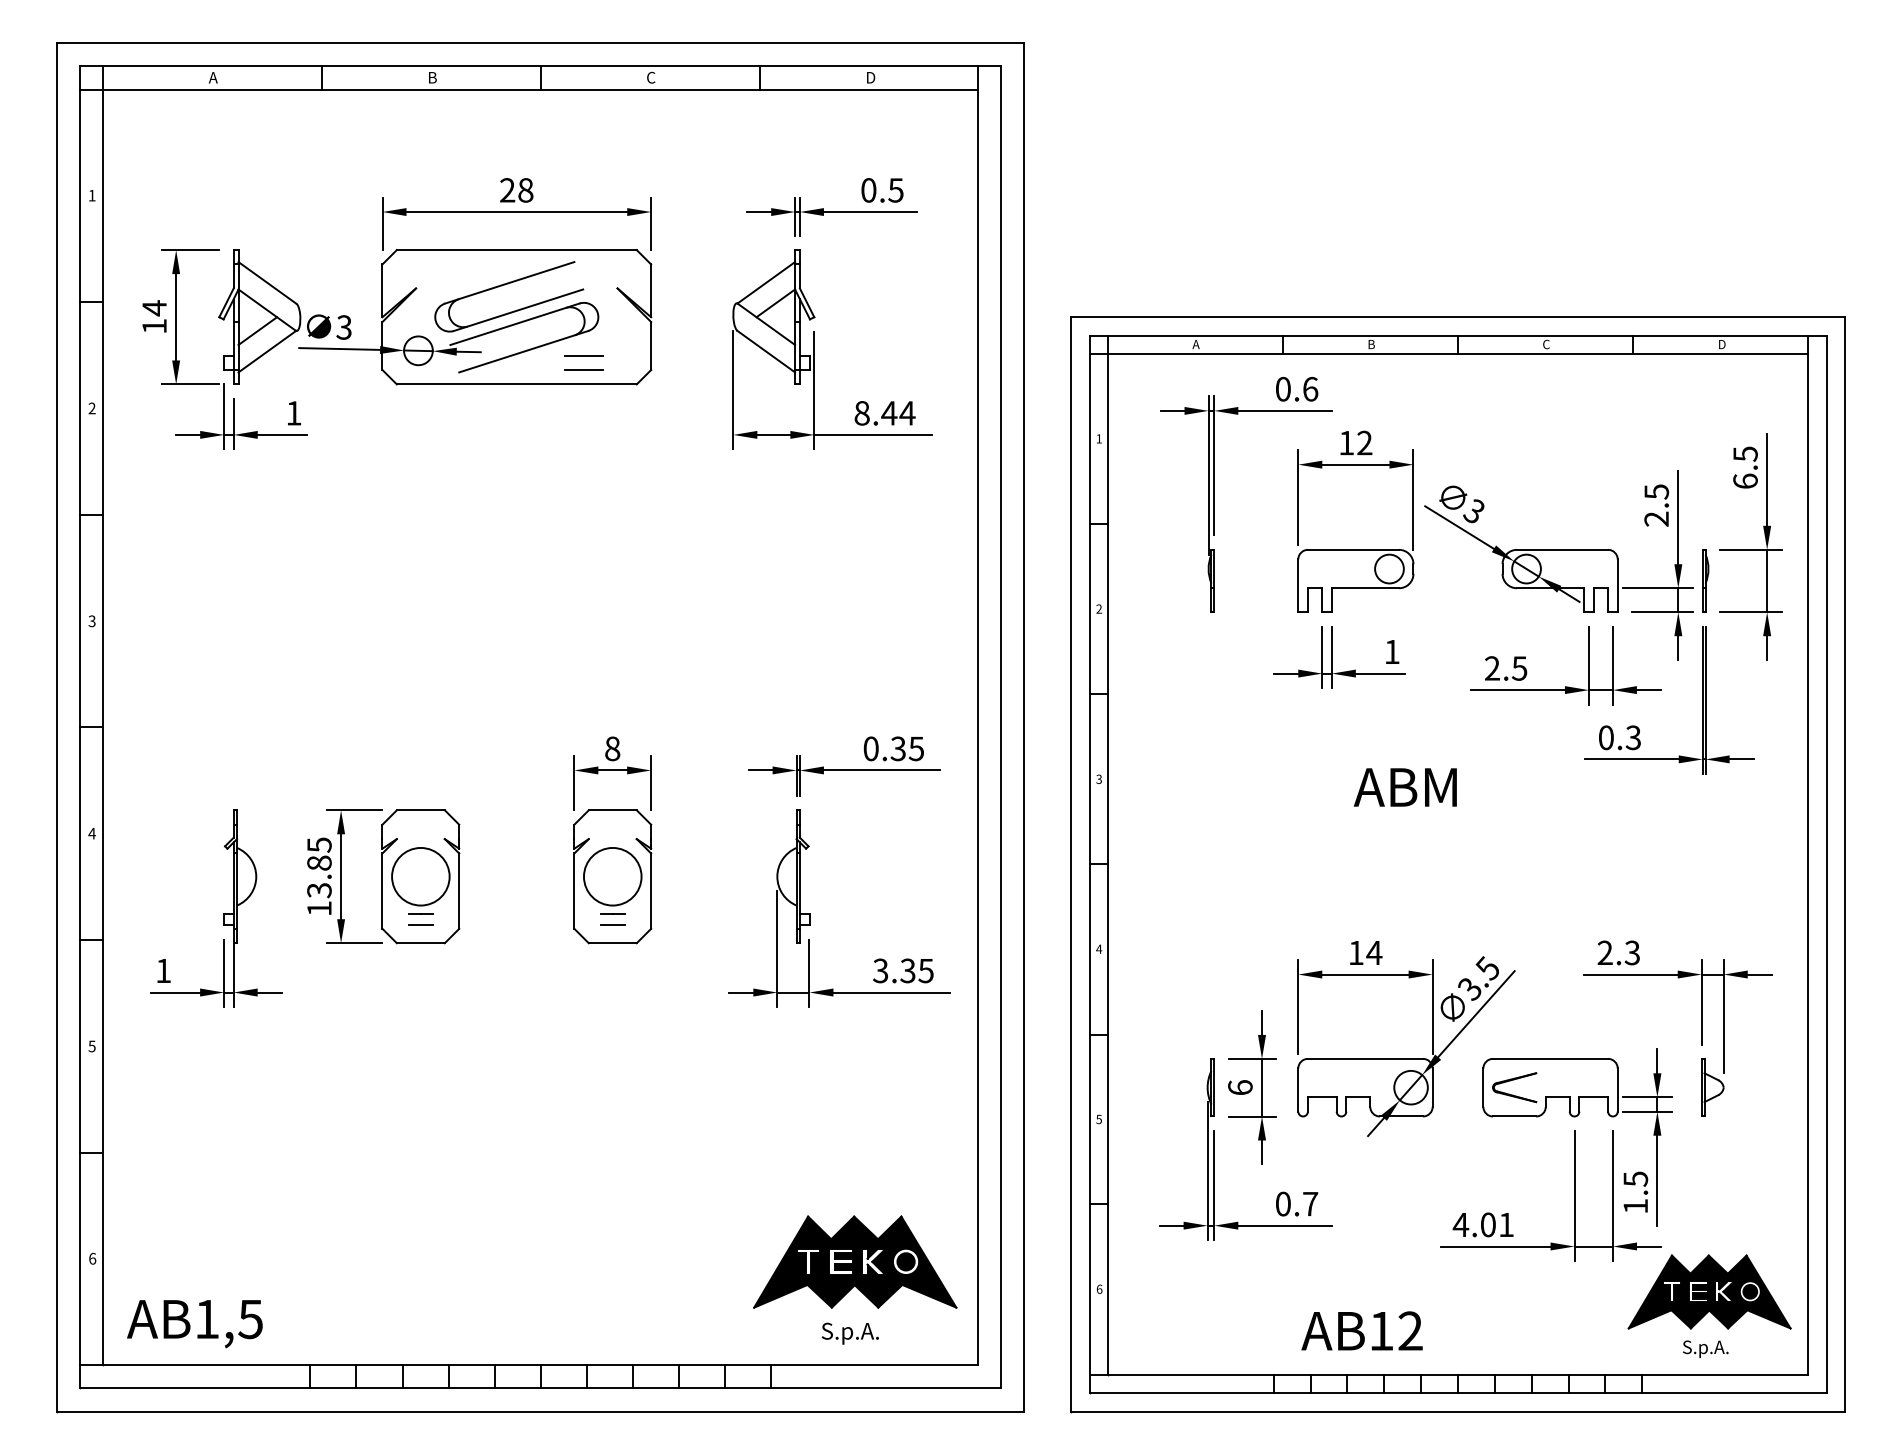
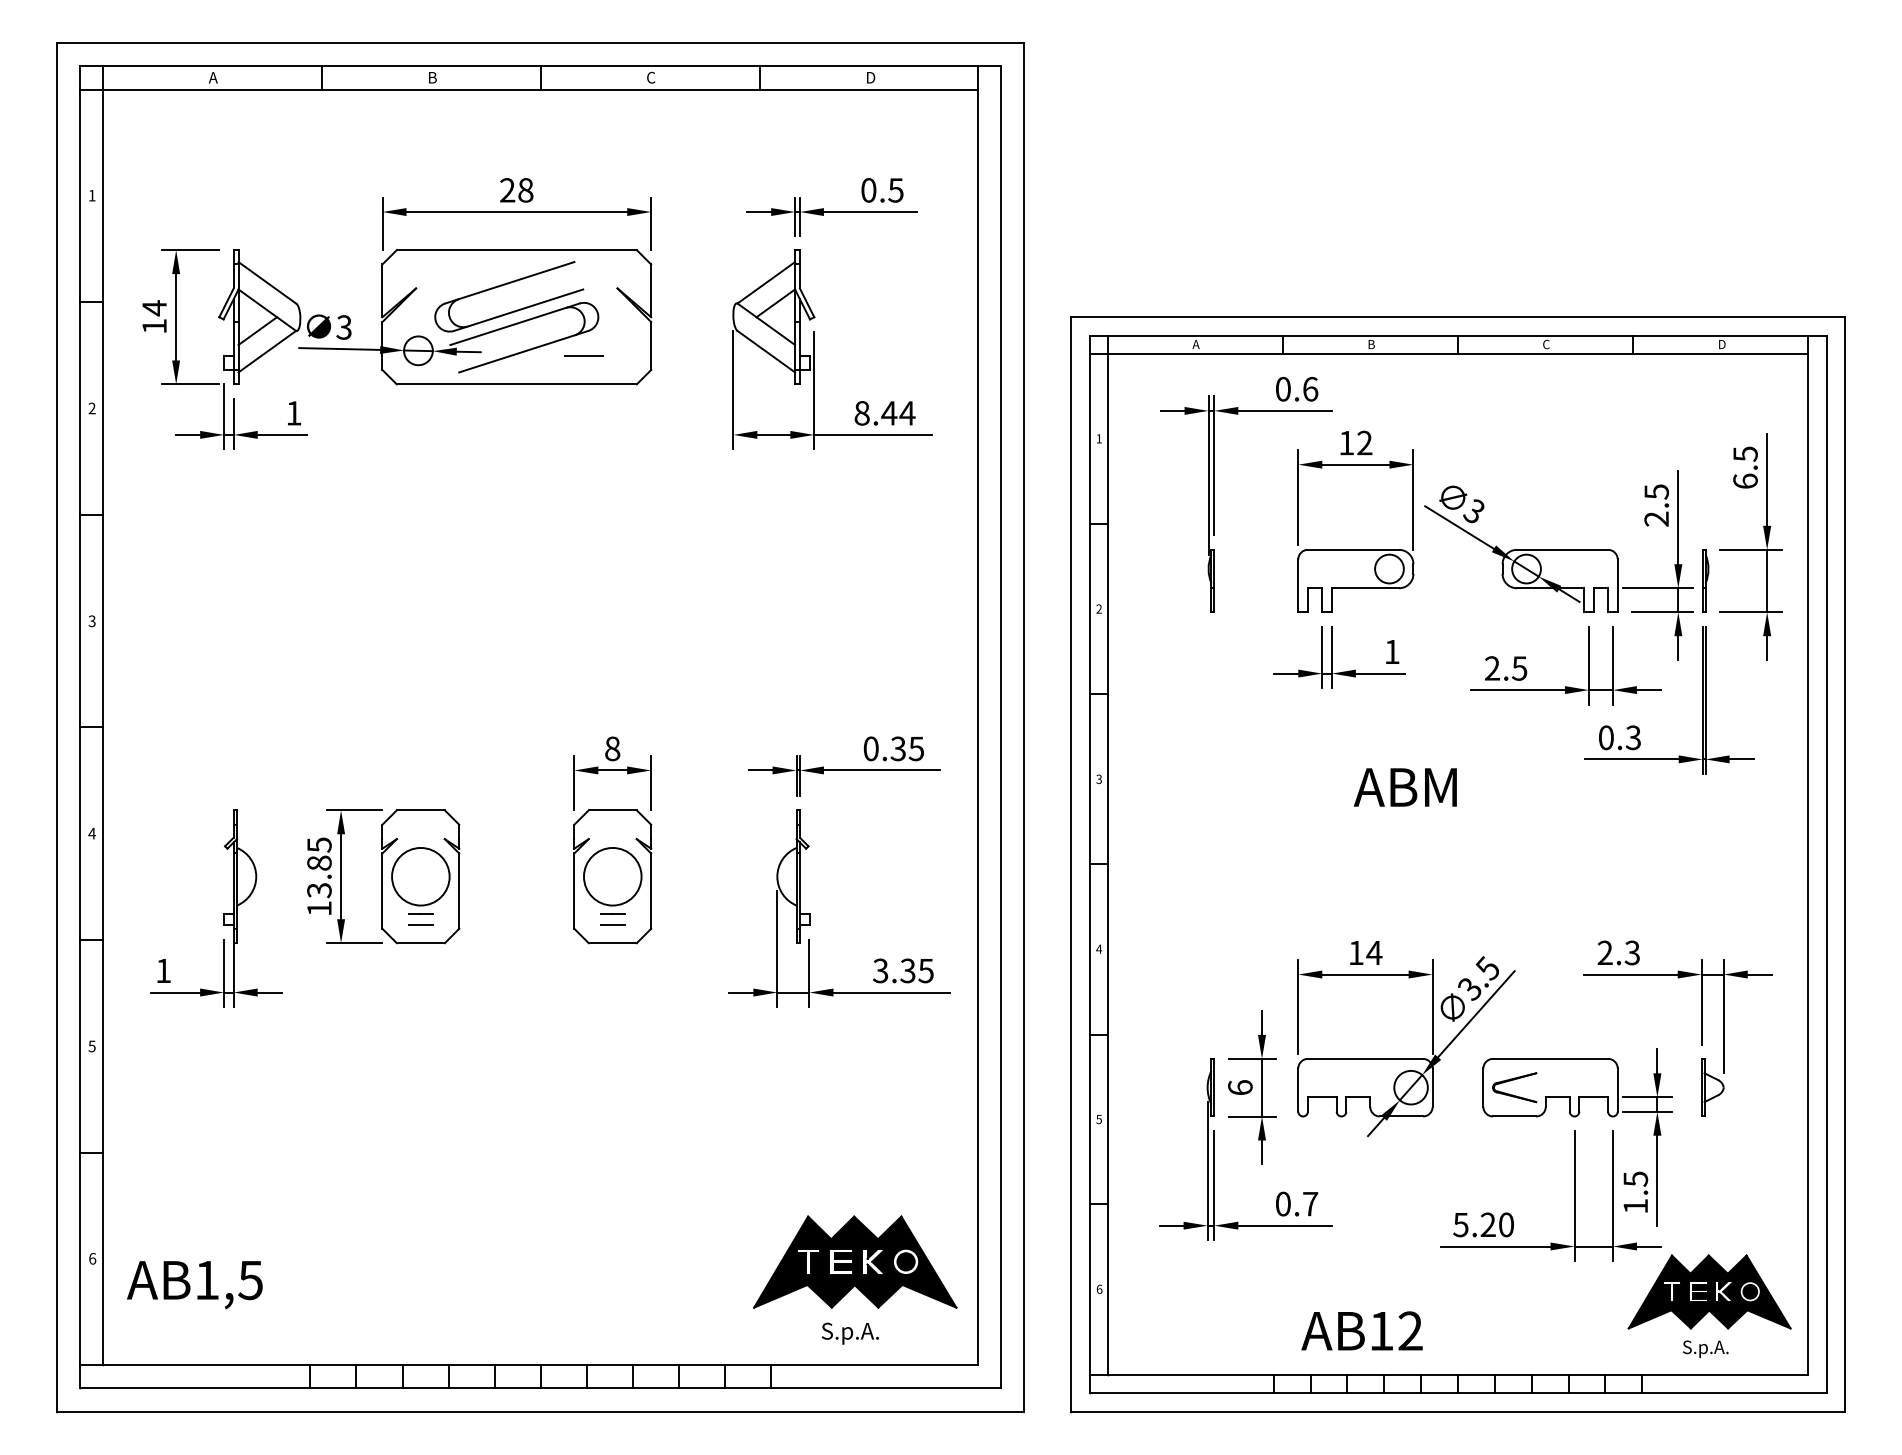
line: present -> none (583, 370)
text: 4.01 -> 5.20 (1482, 1224)
text position: (194, 1324) -> (194, 1285) (194, 1285)
